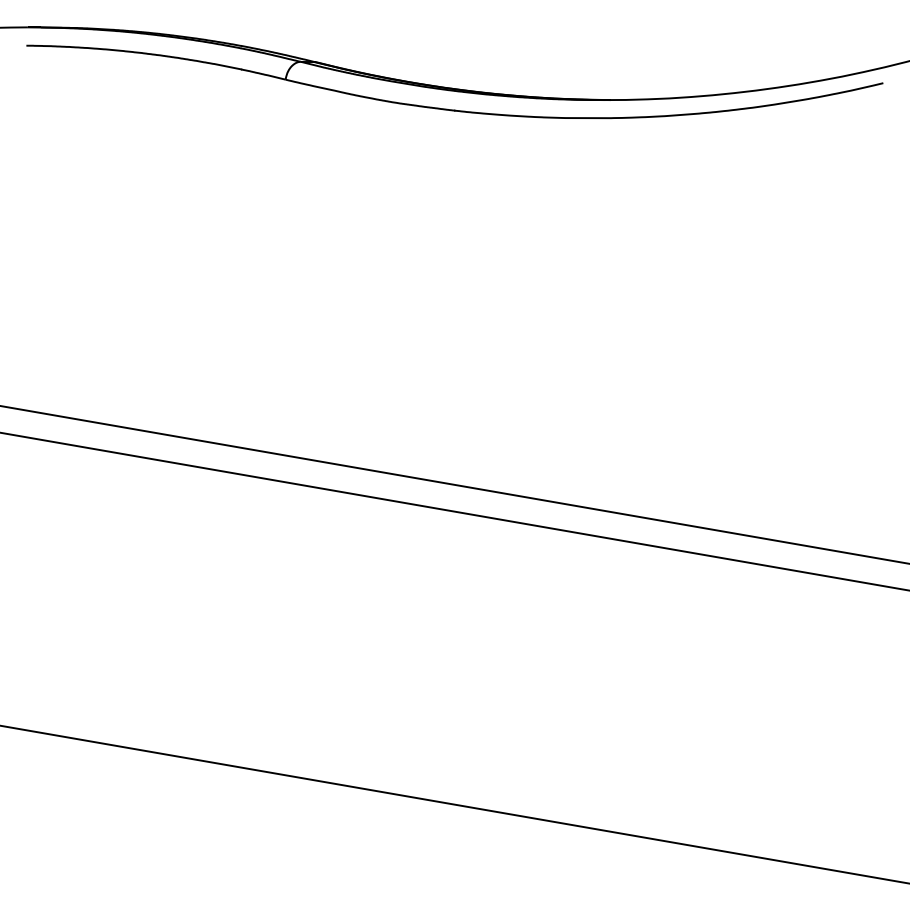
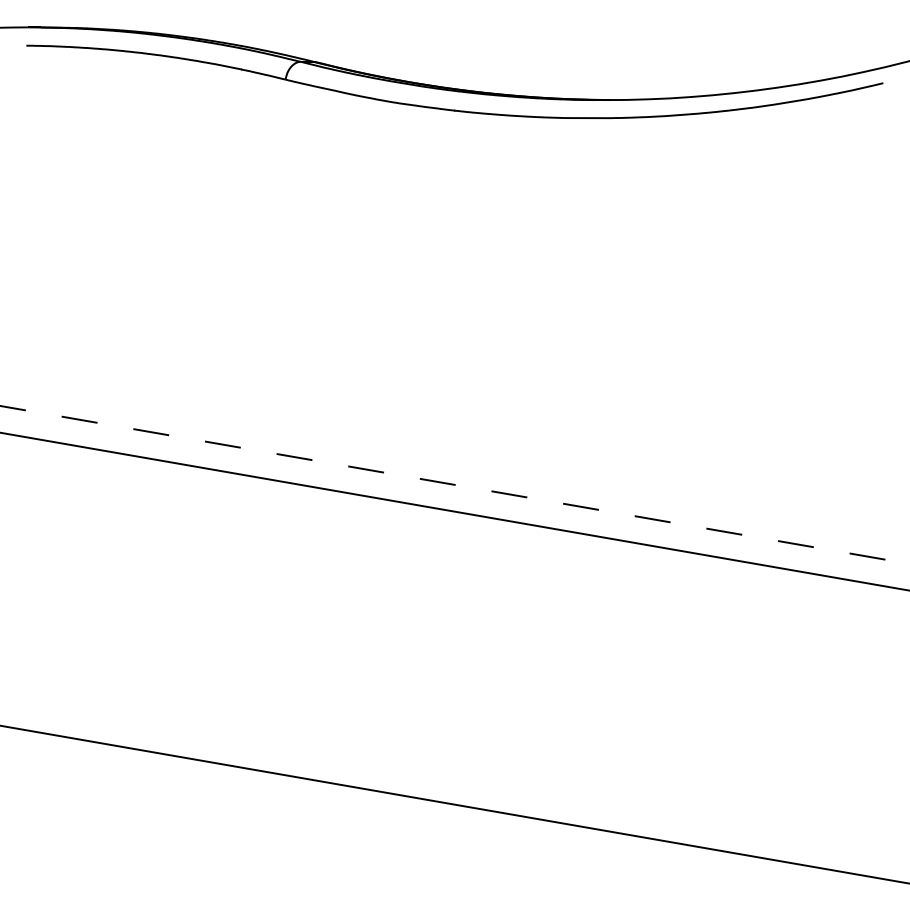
line: solid -> dashed (455, 484)
